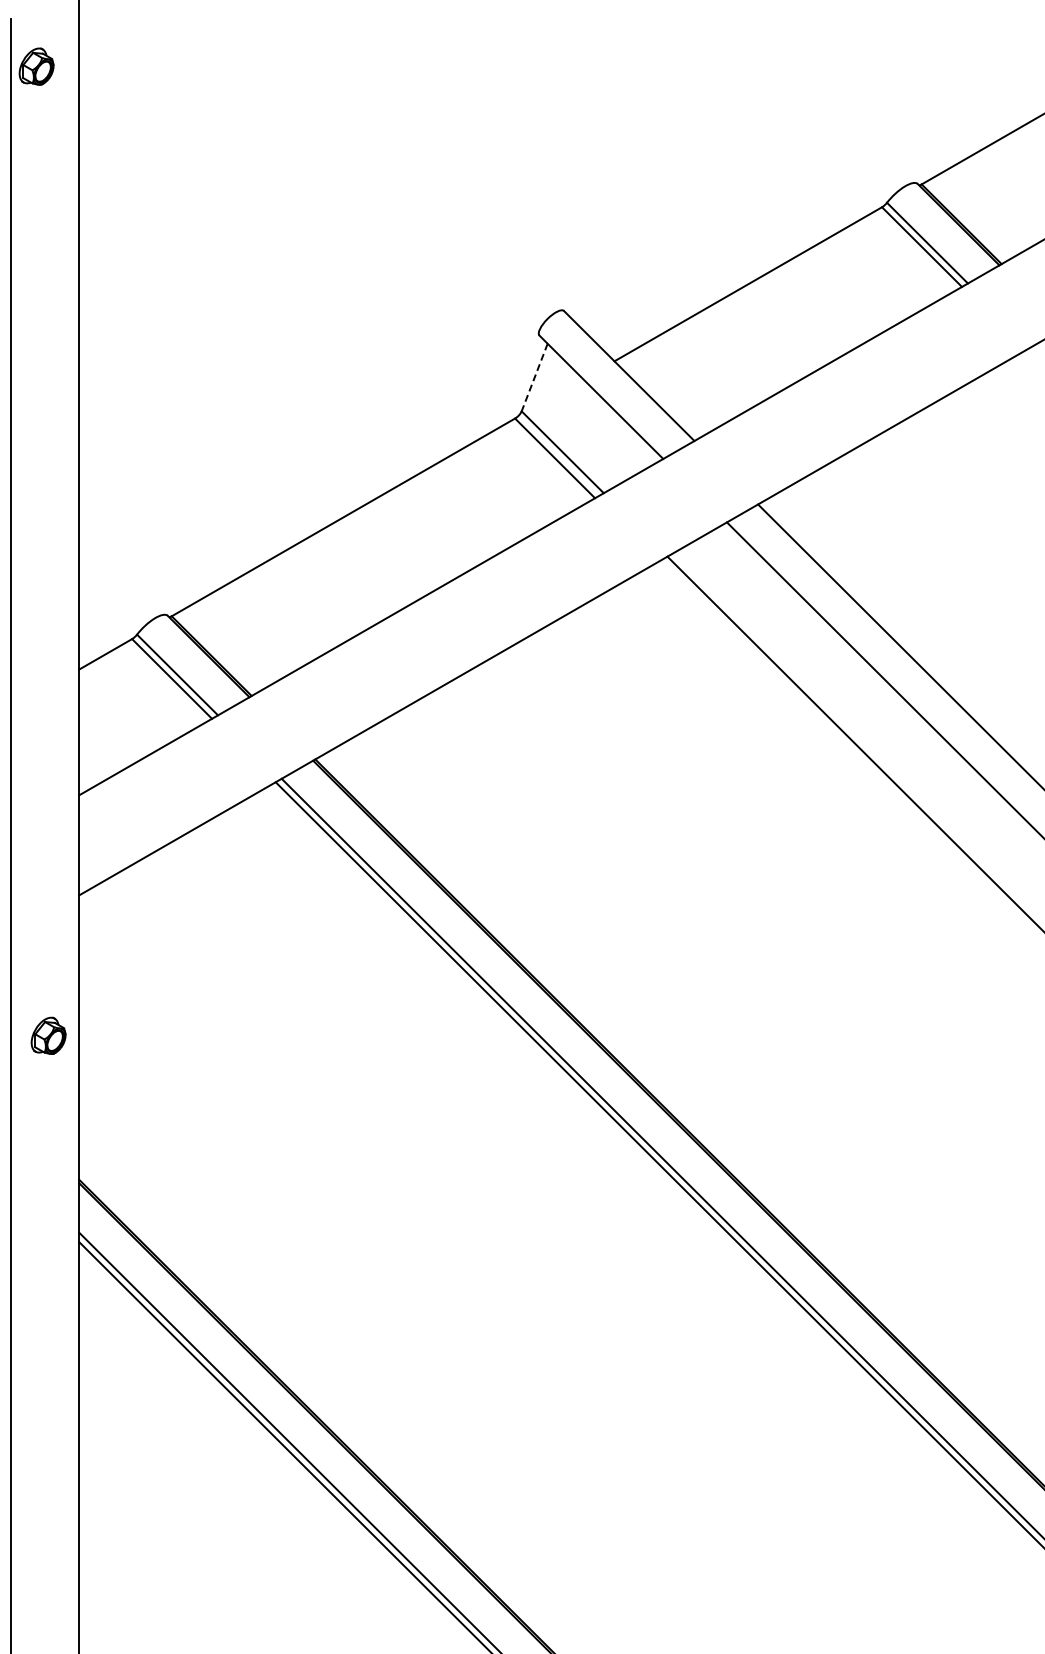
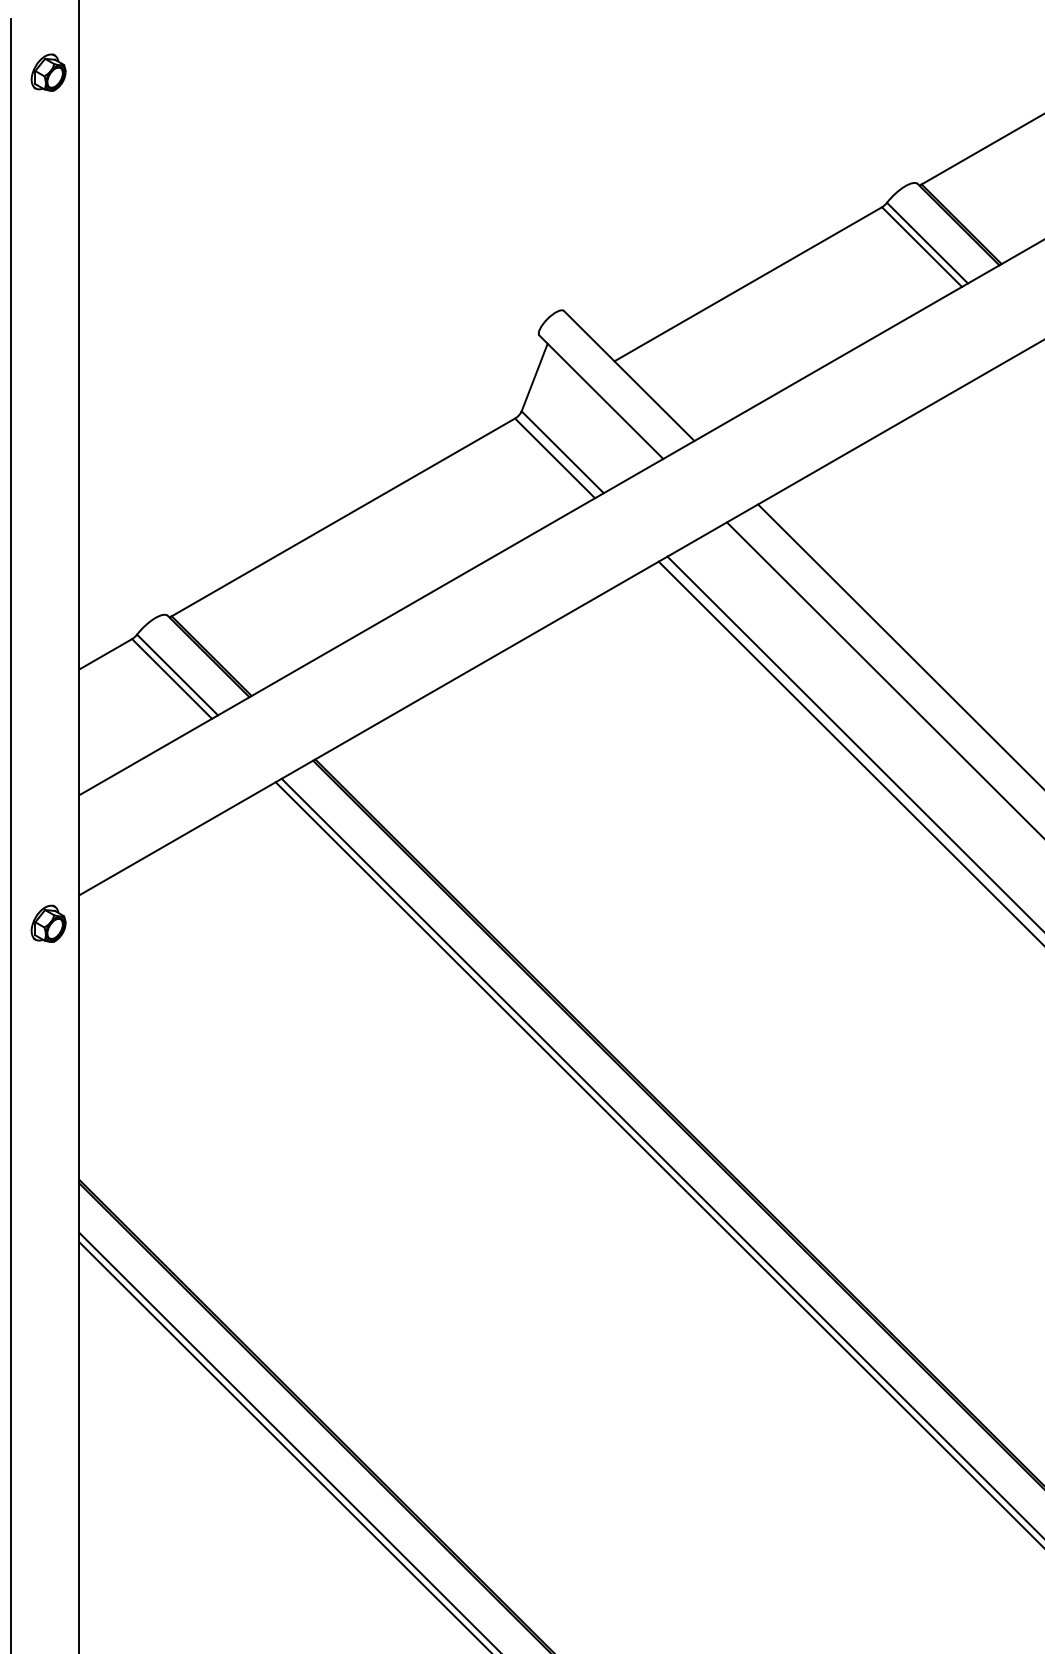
part position: (36, 66) -> (48, 72) (48, 72)
line: dashed -> solid (534, 378)
line: none -> present (849, 752)
part position: (48, 1035) -> (48, 923) (48, 923)
